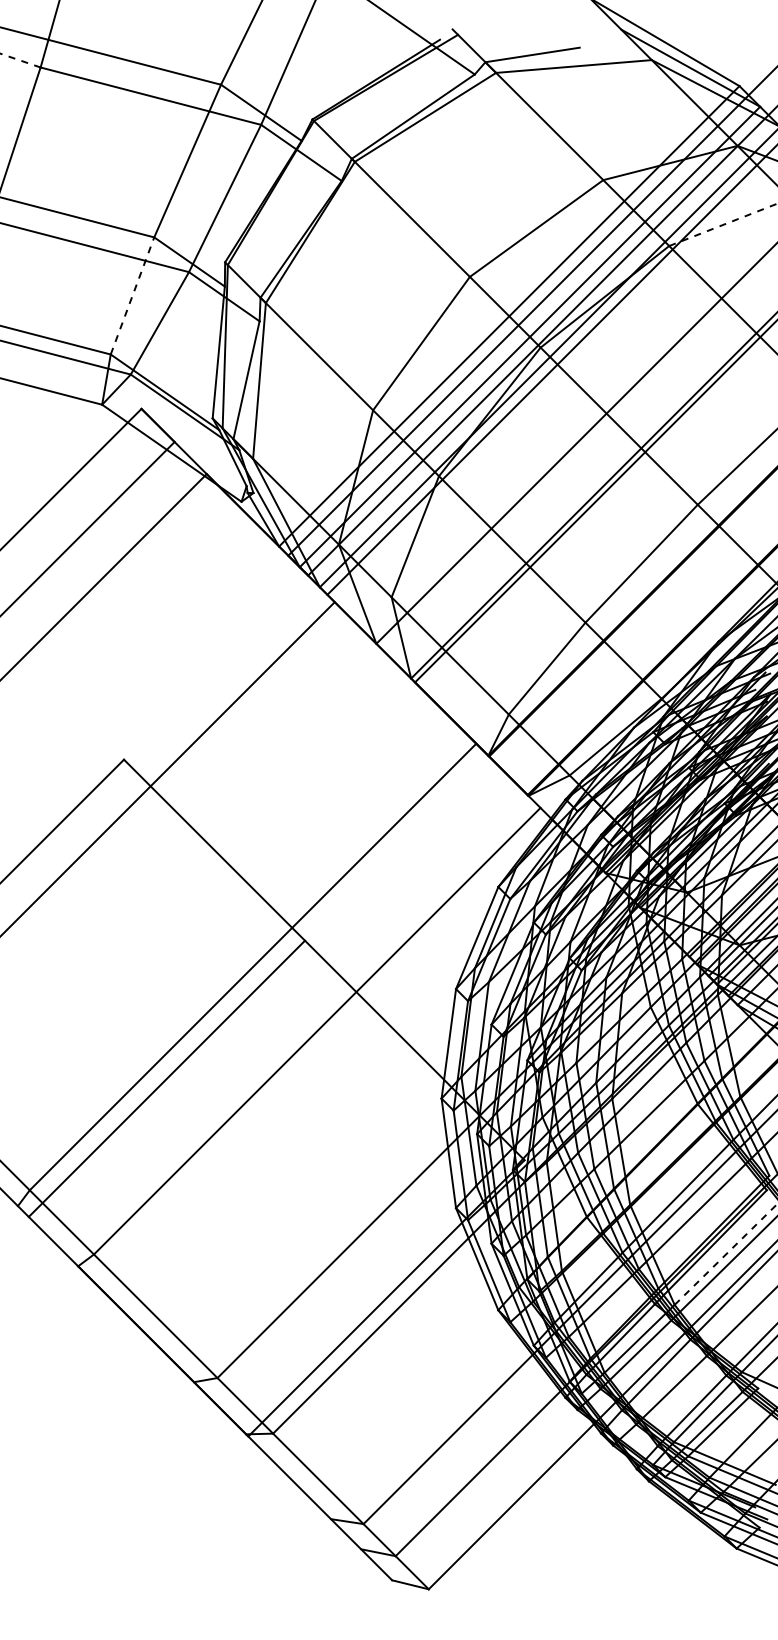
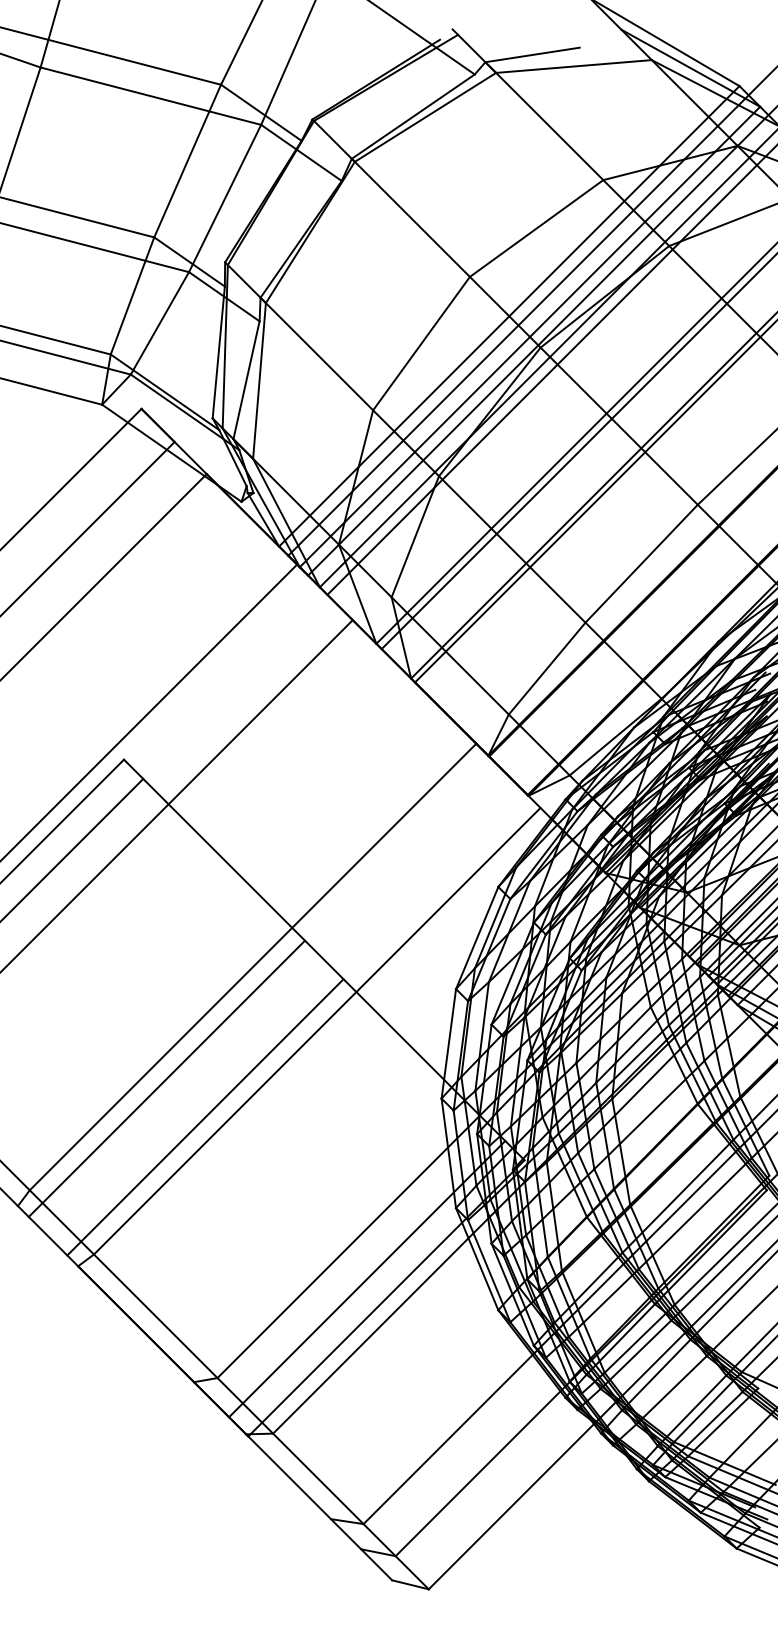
line: dashed -> solid (20, 60)
line: dashed -> solid (723, 224)
line: dashed -> solid (132, 295)
line: none -> present (577, 452)
line: none -> present (149, 711)
line position: (168, 768) -> (177, 795) (177, 795)
line: none -> present (72, 848)
line: none -> present (205, 1117)
line: dashed -> solid (726, 1254)
line: none -> present (367, 1278)
